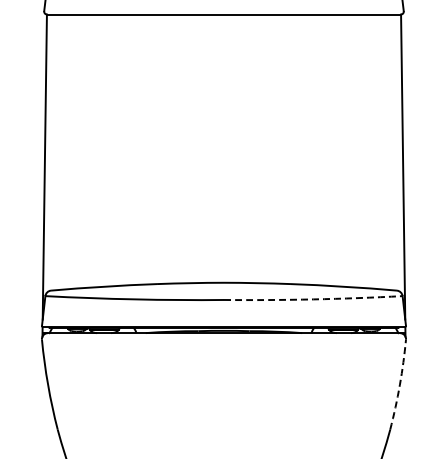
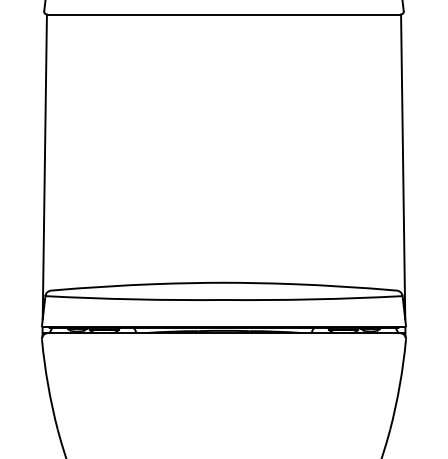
arc: dashed -> solid (313, 299)
arc: dashed -> solid (399, 385)
